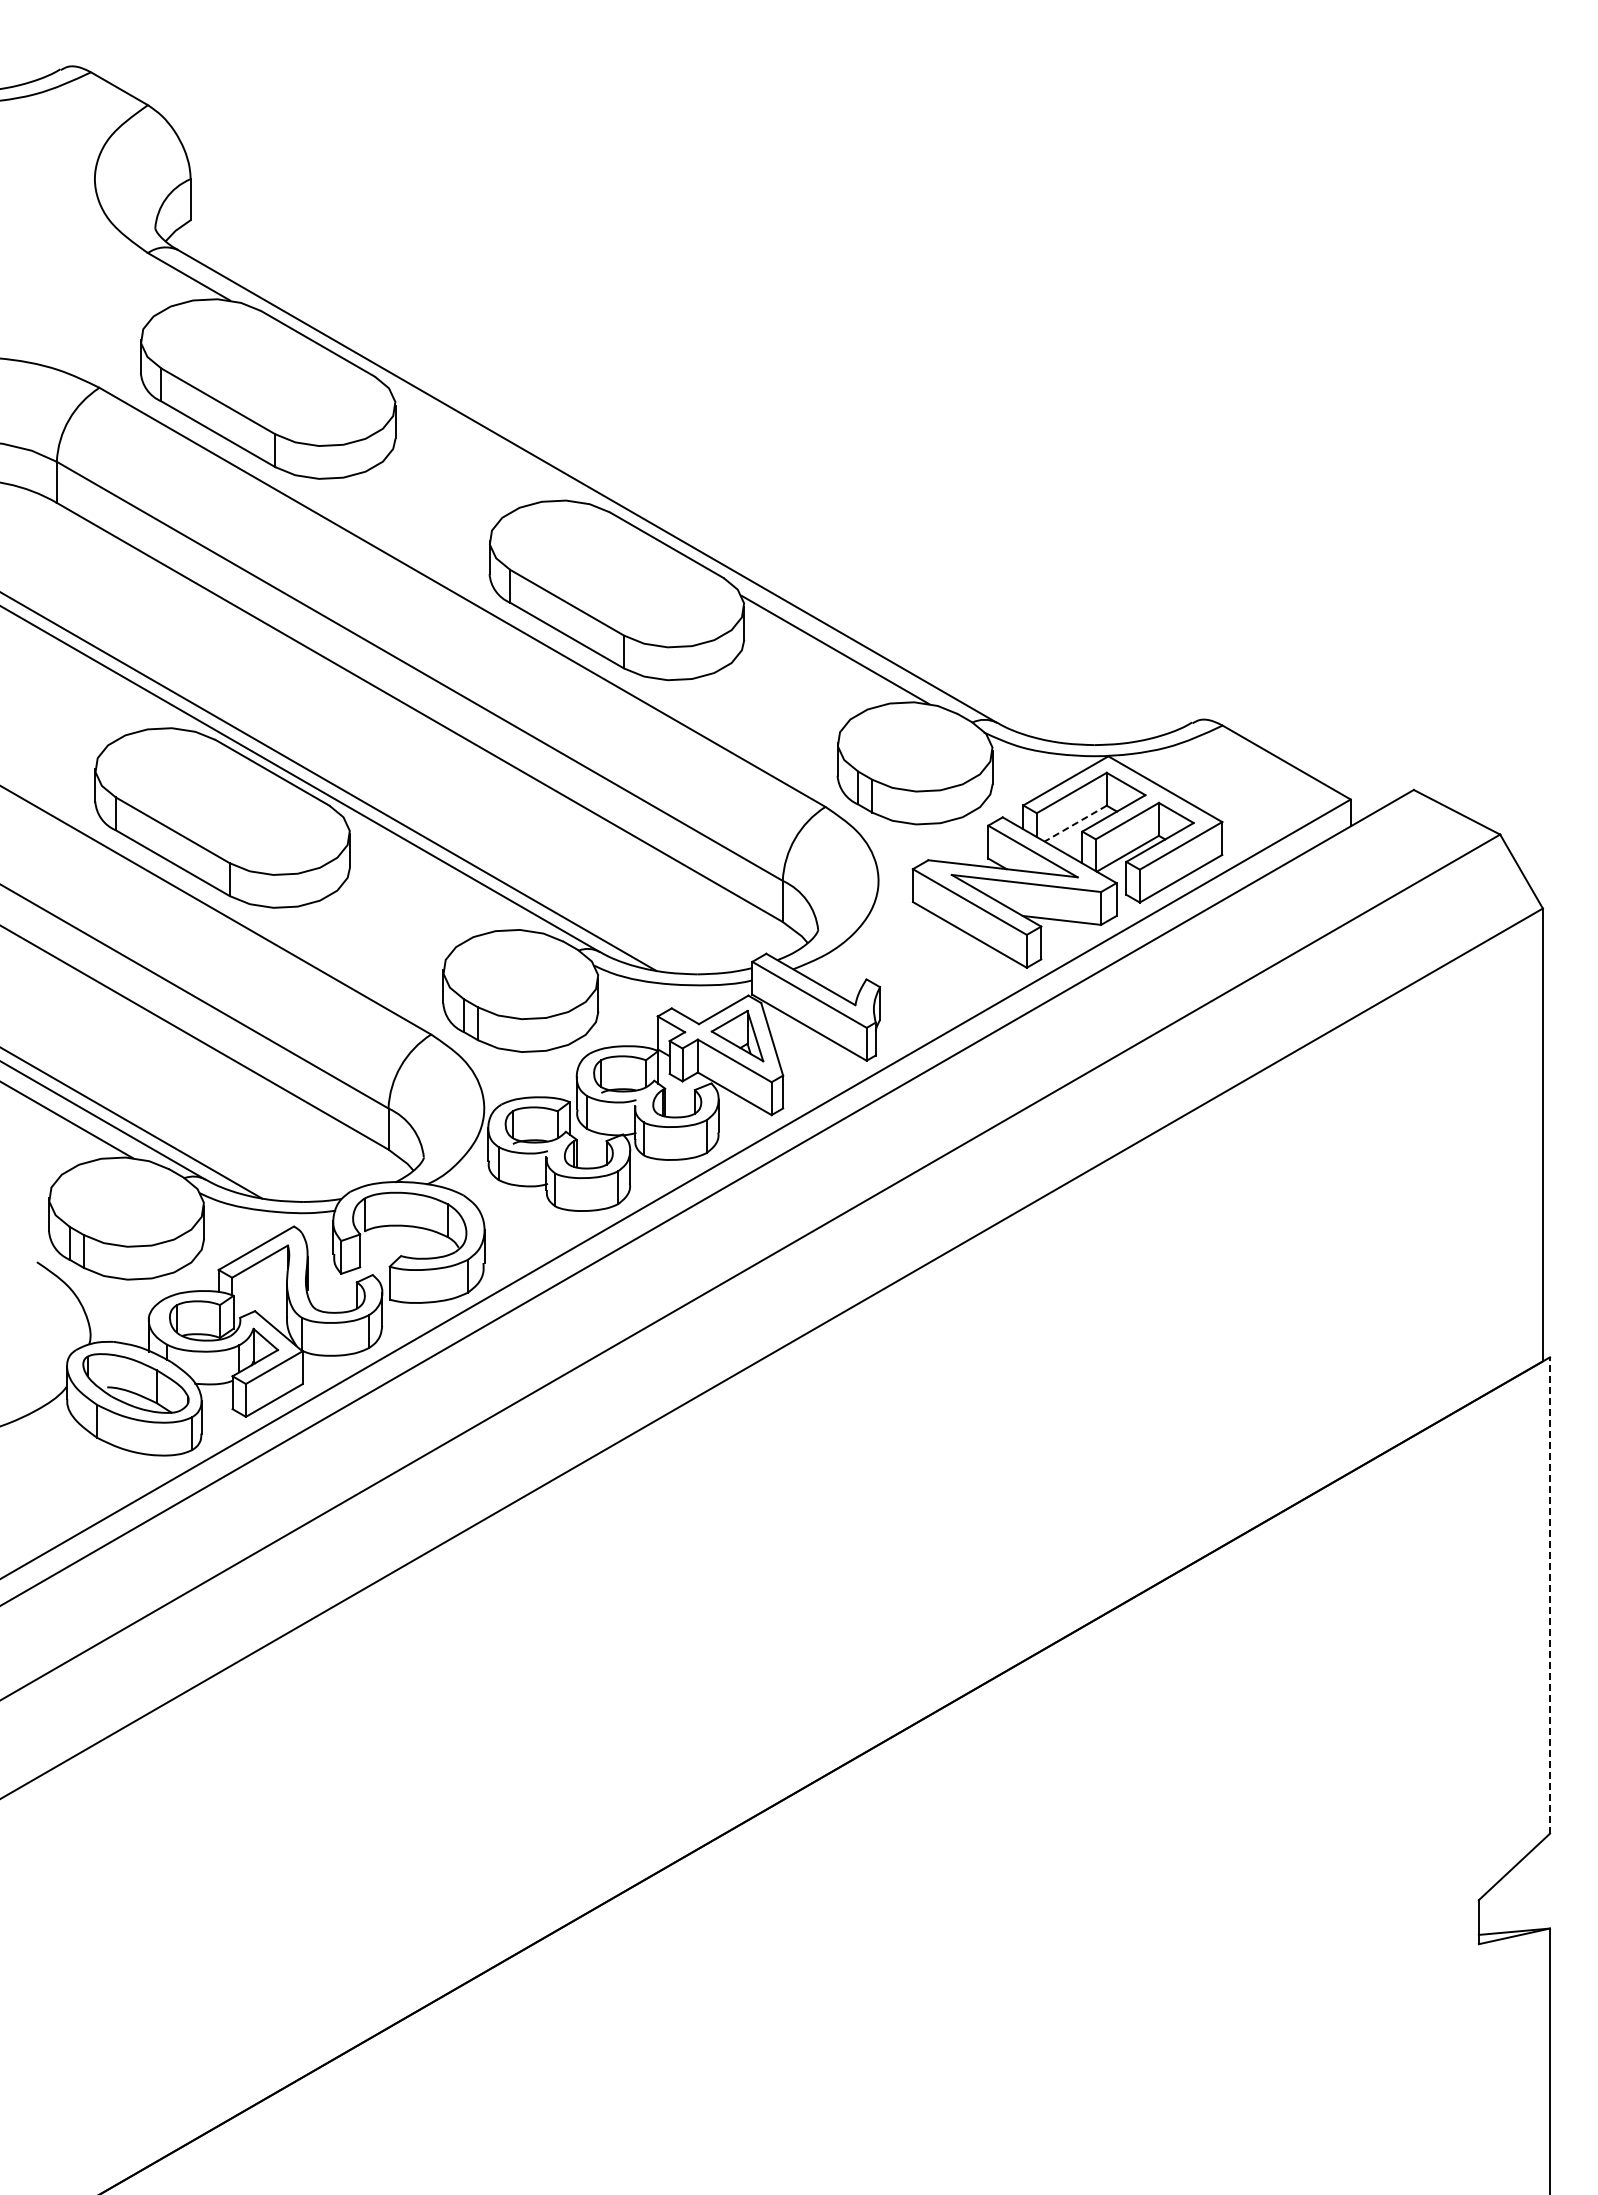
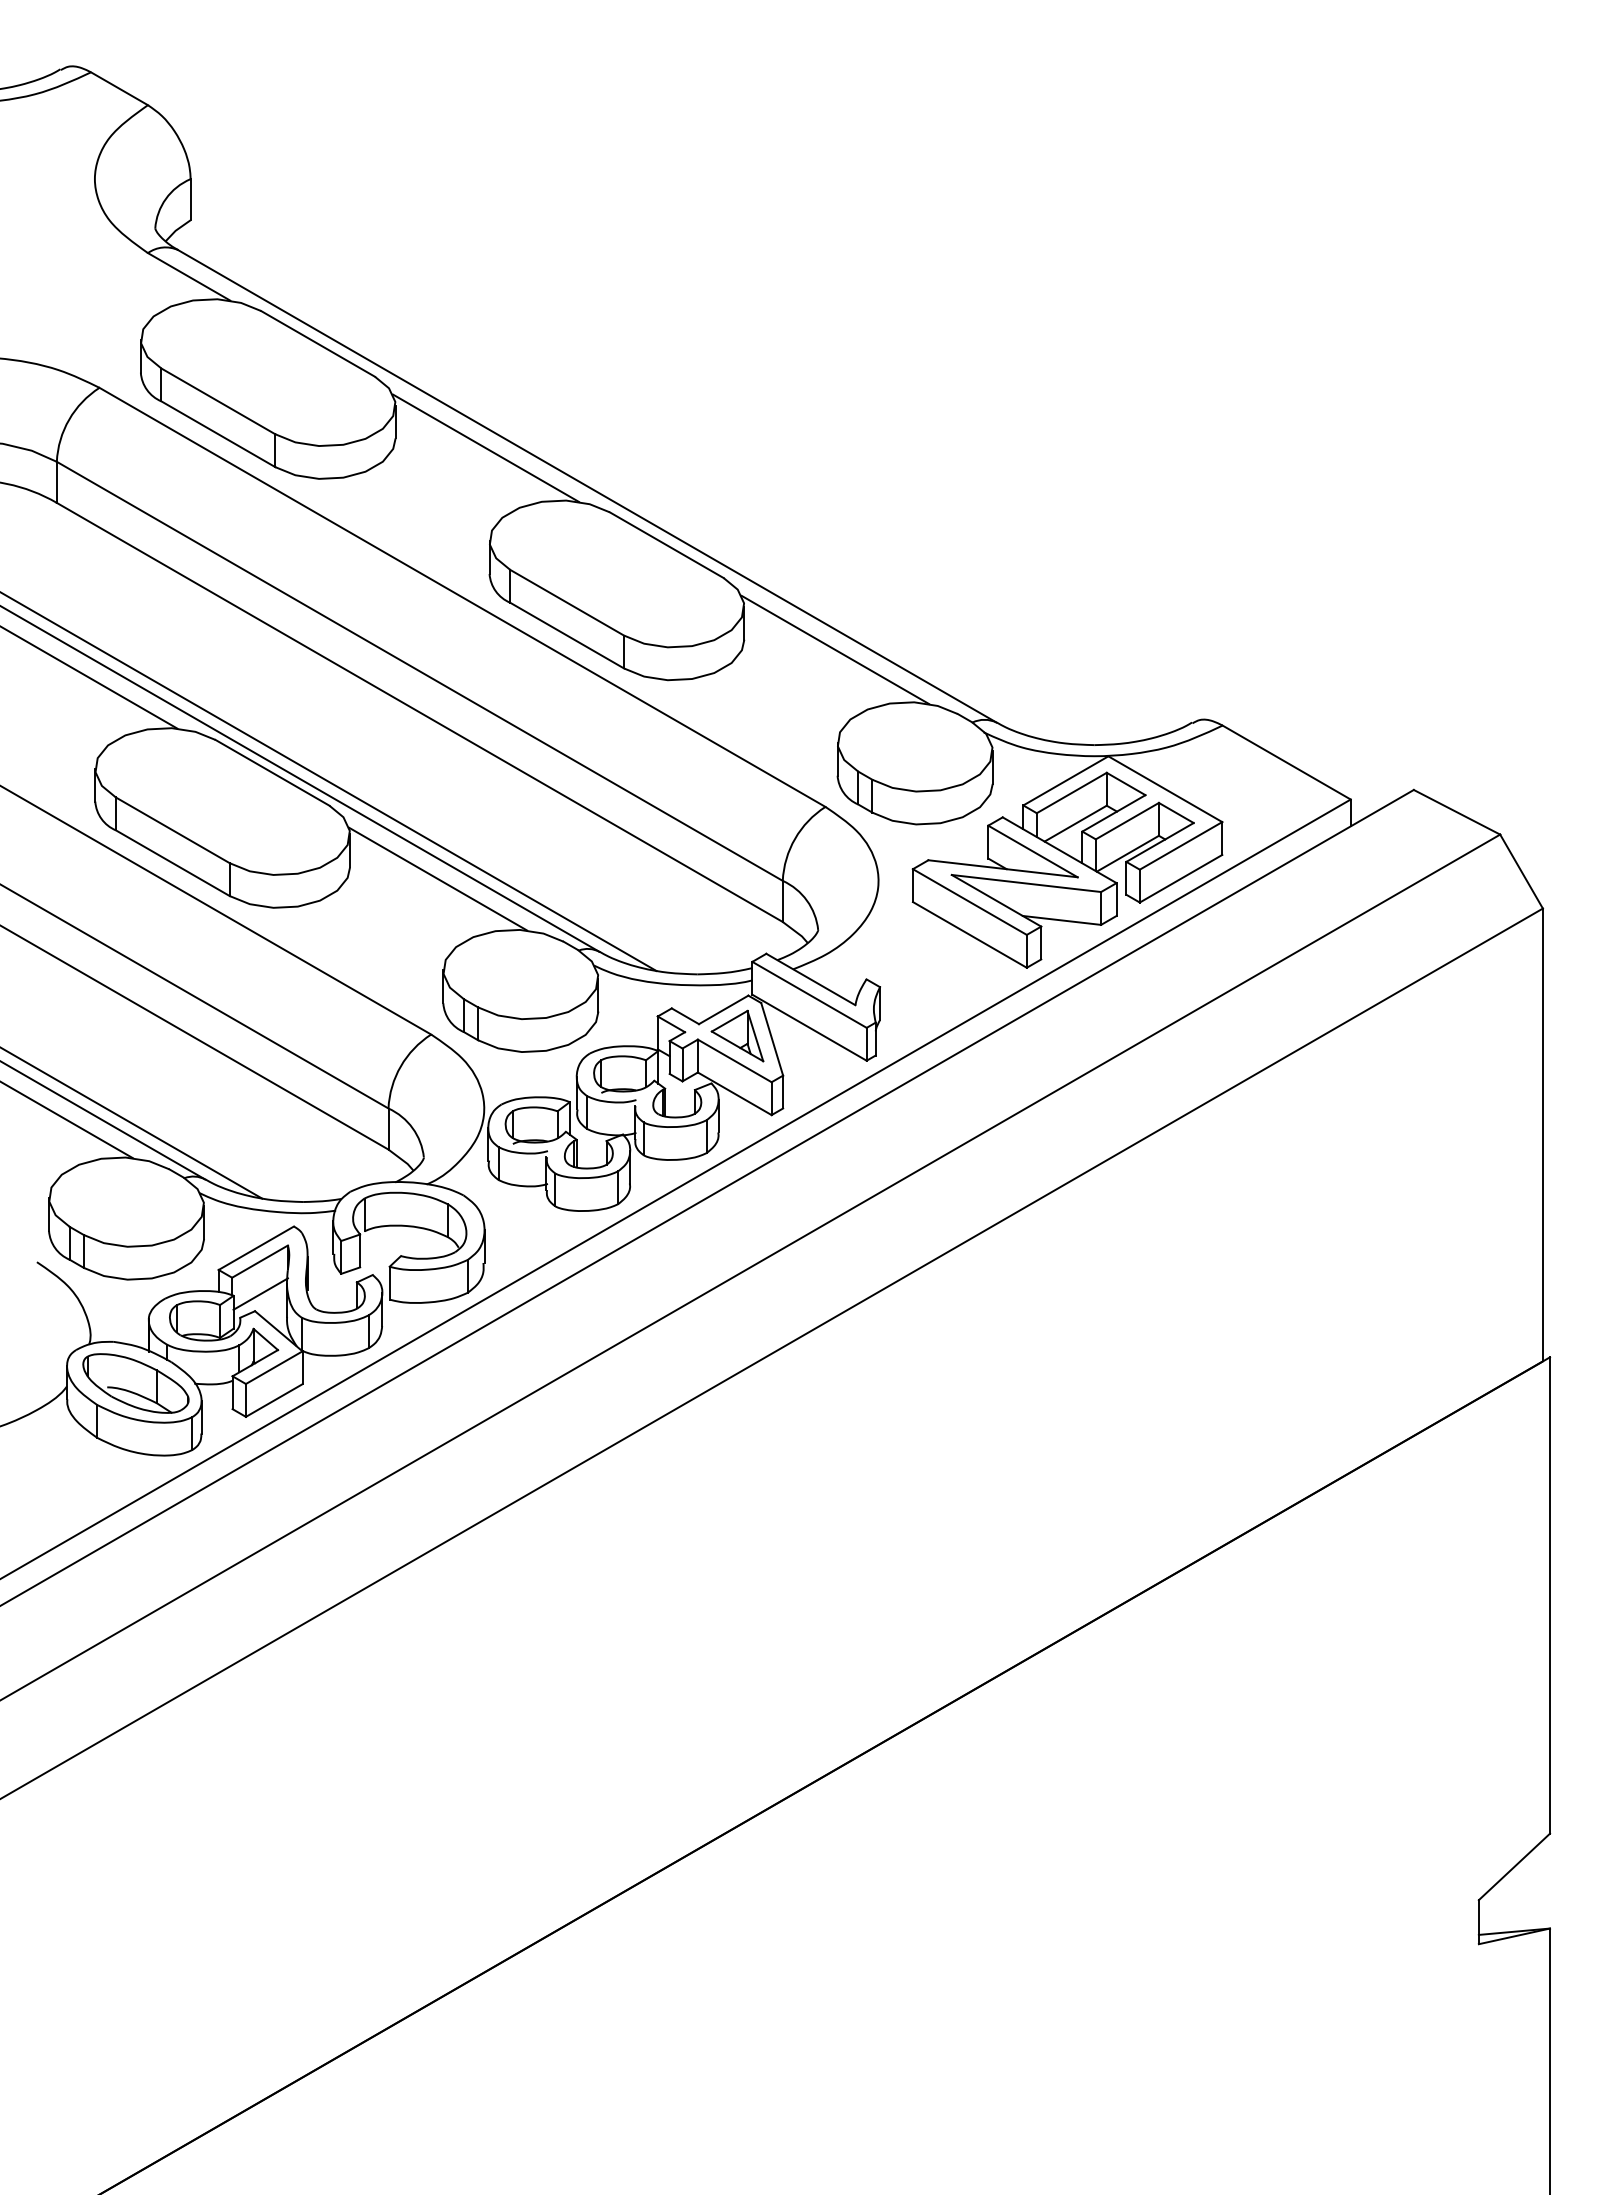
line: none -> present (486, 447)
line: none -> present (89, 677)
line: dashed -> solid (1075, 823)
line: none -> present (438, 878)
line: none -> present (260, 1293)
line: dashed -> solid (1550, 1594)
